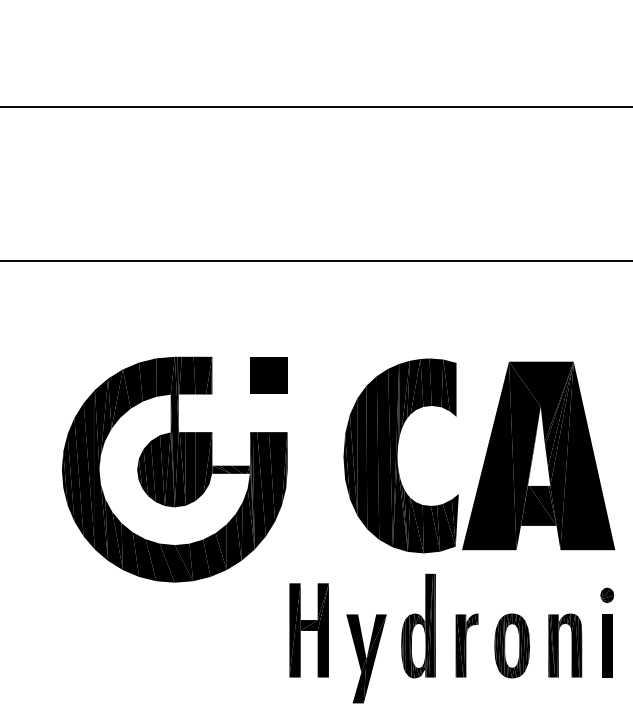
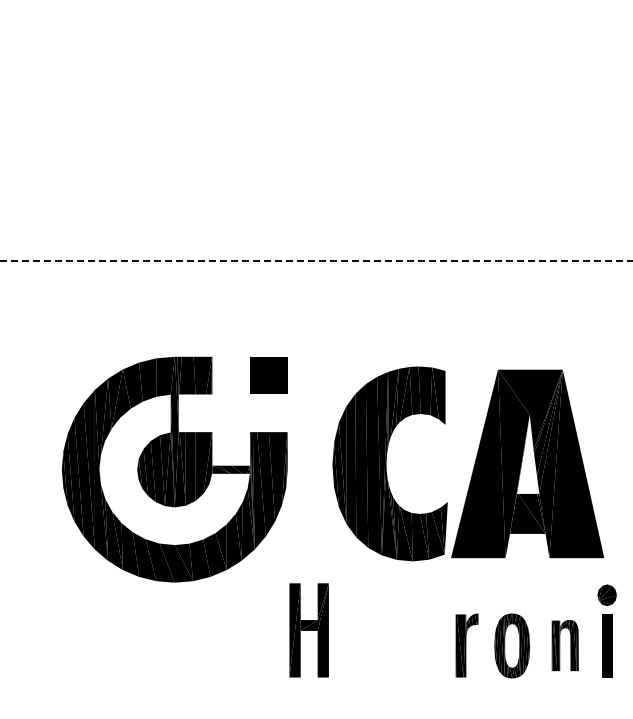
line: present -> none (315, 106)
line: solid -> dashed (316, 261)
part position: (479, 455) -> (468, 463) (468, 463)
part size: 15x17 px -> 20x23 px (606, 595)
part: present -> none (418, 625)
part size: 35x65 px -> 28x52 px (564, 645)
part: present -> none (366, 658)
